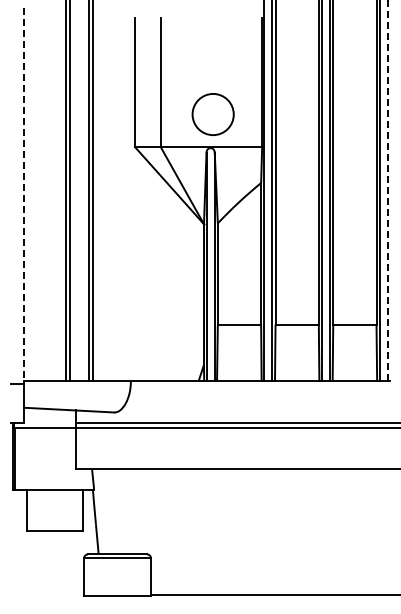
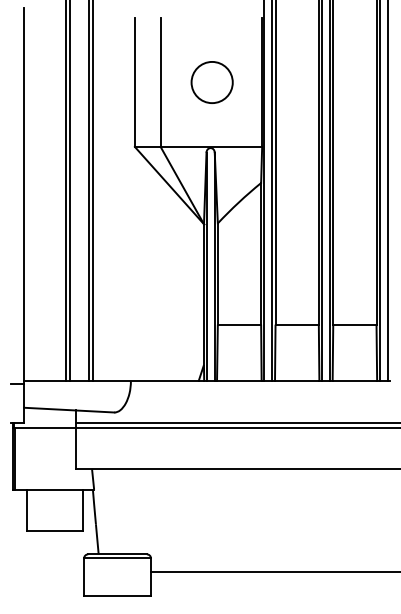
circle position: (212, 114) -> (211, 82) (211, 82)
line: dashed -> solid (387, 190)
line: dashed -> solid (24, 196)
line position: (274, 594) -> (274, 571) (274, 571)
